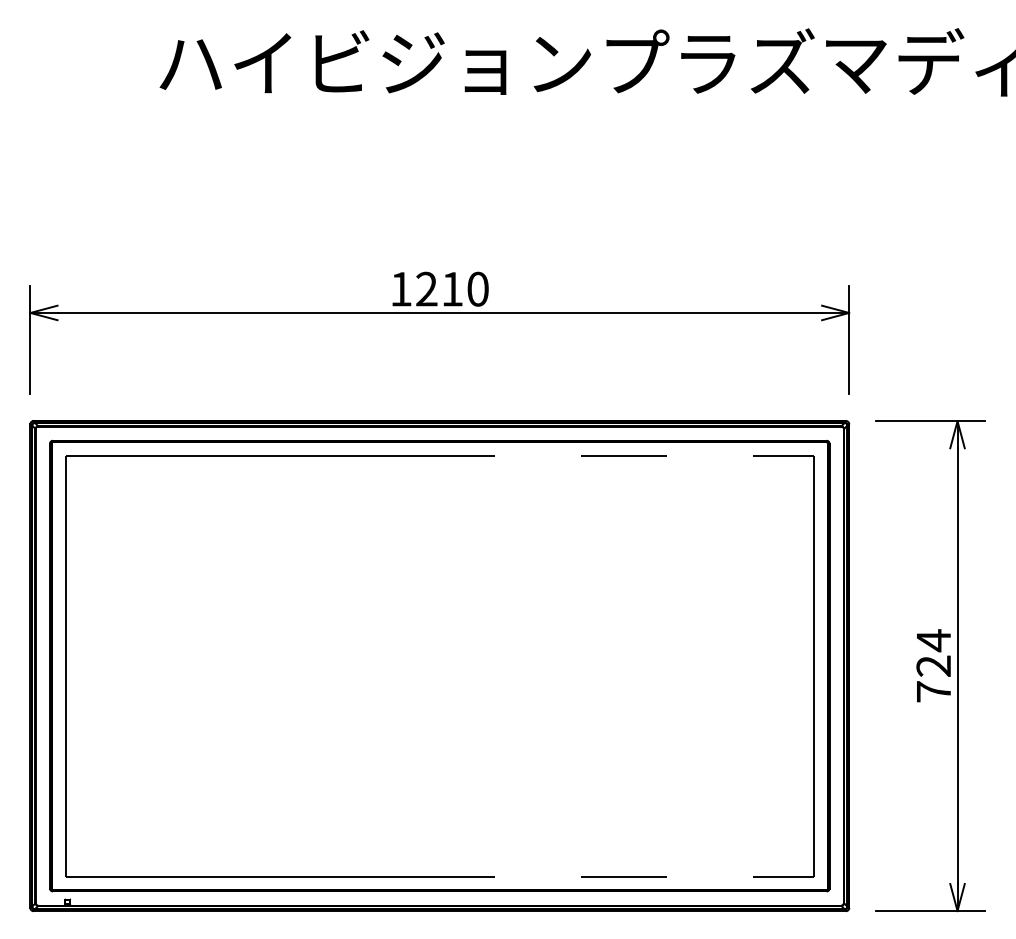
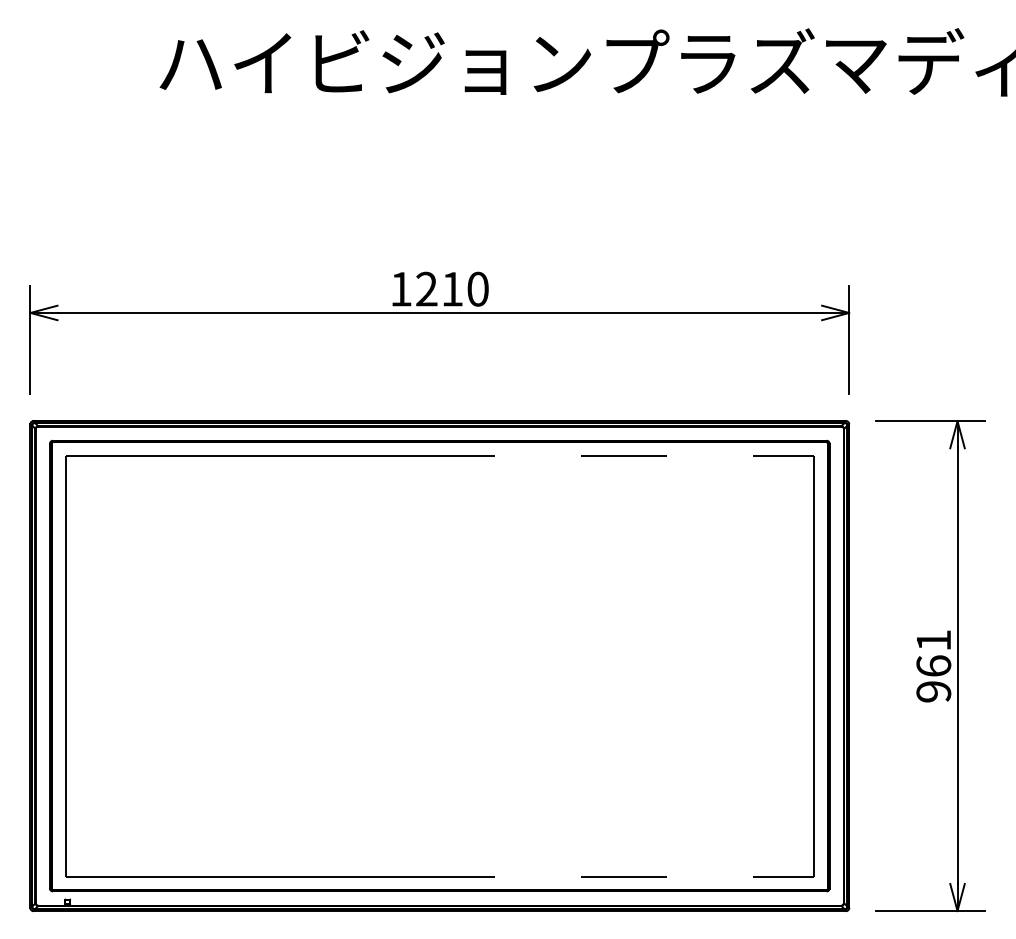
text: 724 -> 961 (933, 665)
